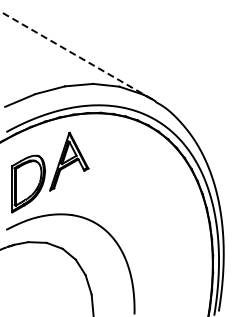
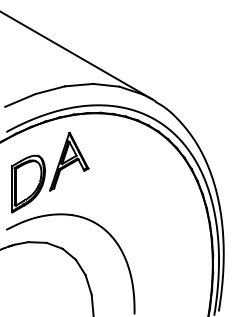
line: dashed -> solid (75, 55)
